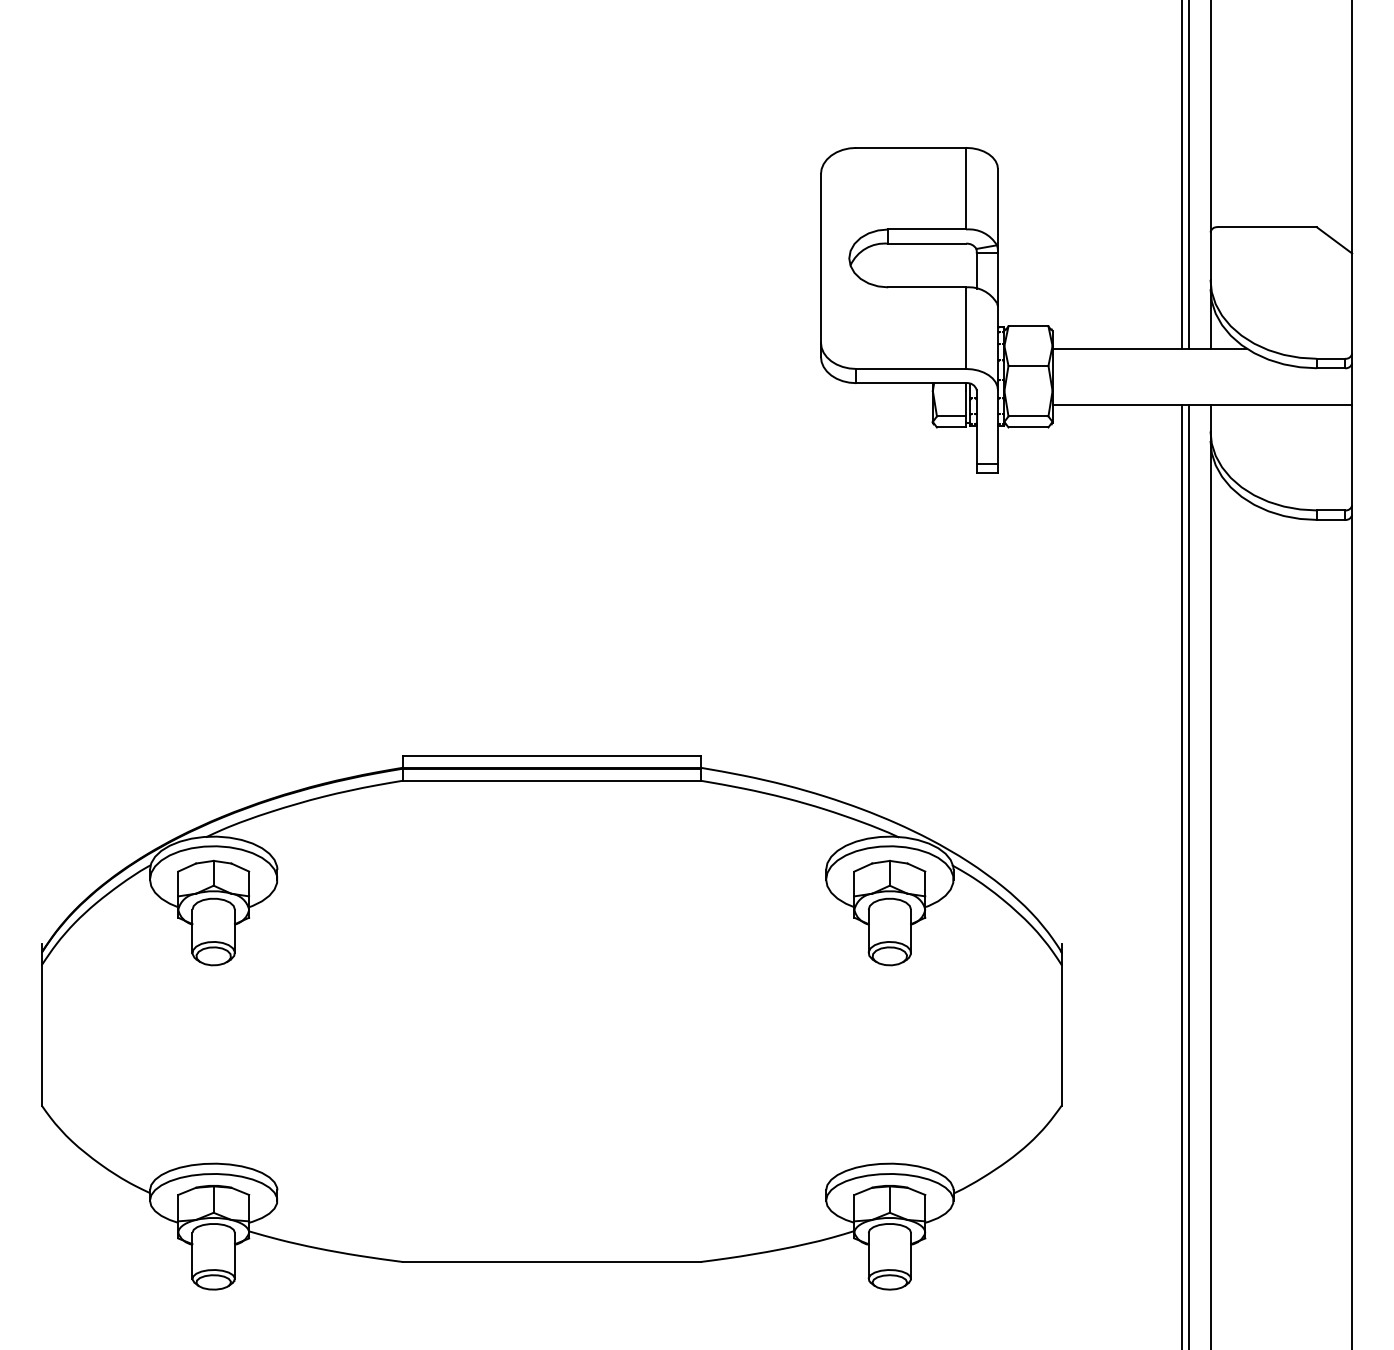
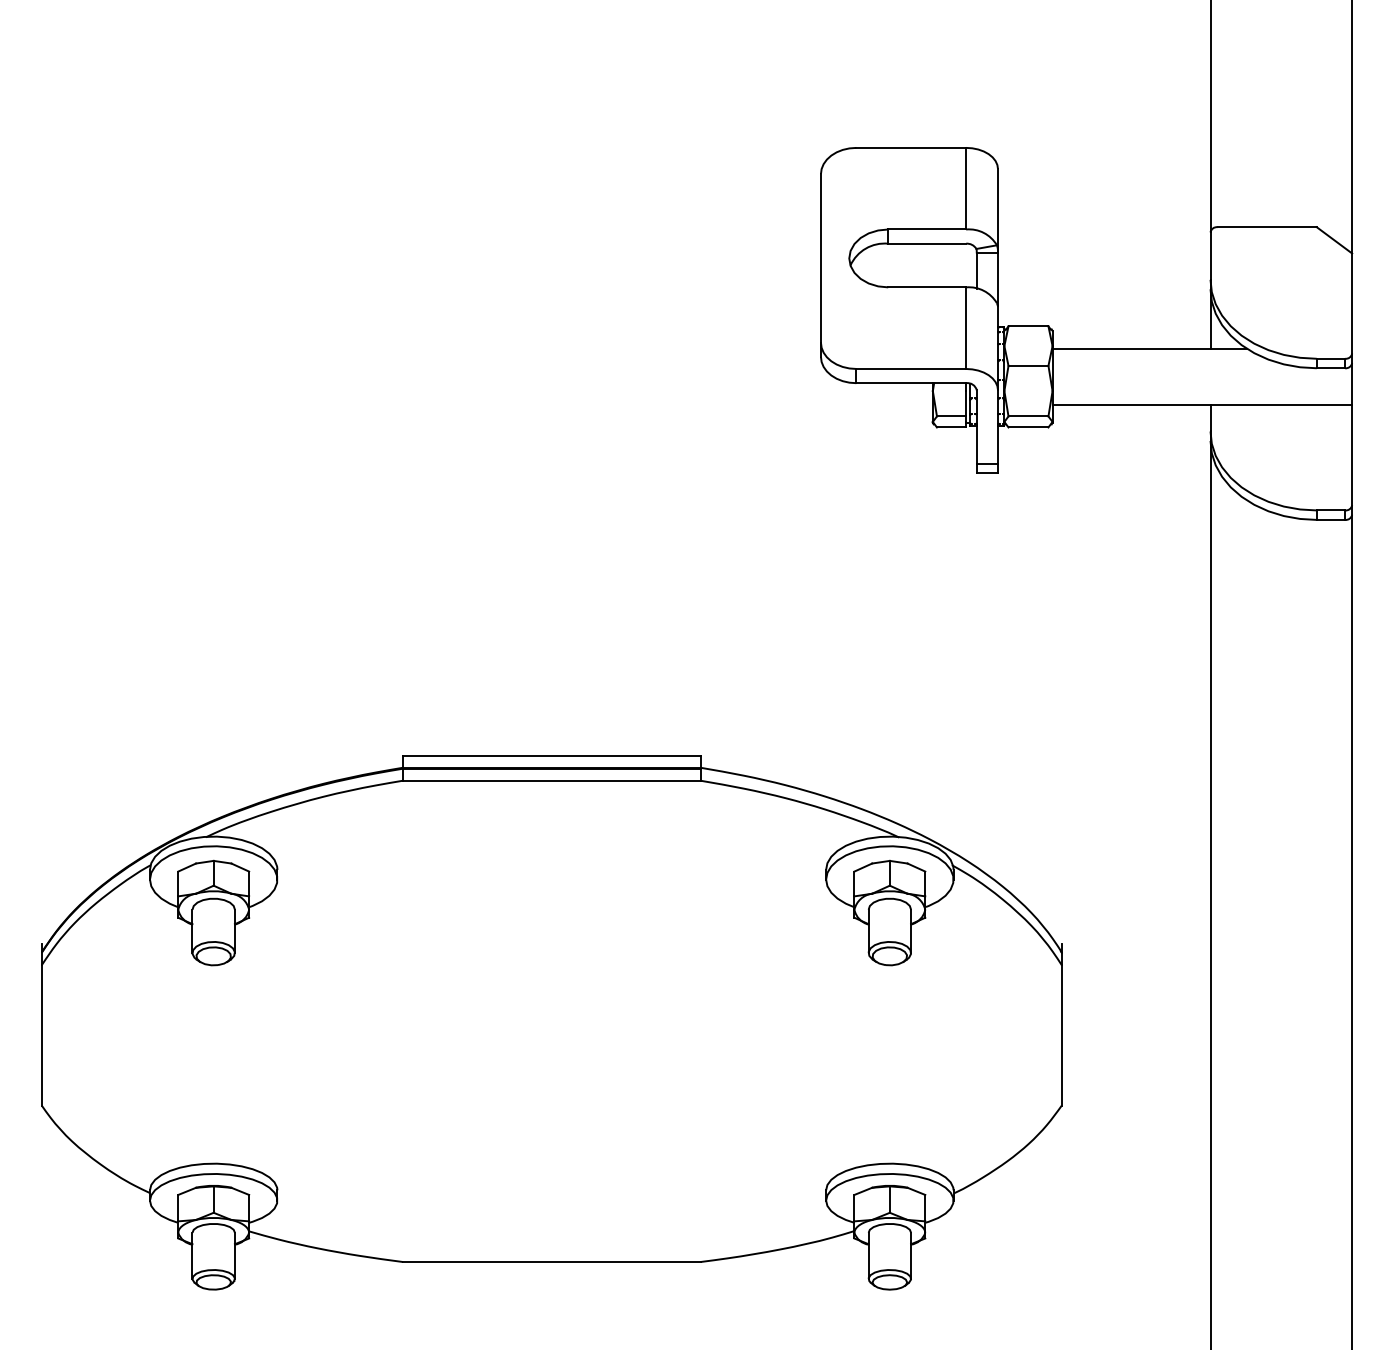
line: present -> none (1182, 175)
line: present -> none (1189, 175)
line: present -> none (1182, 875)
line: present -> none (1189, 875)
